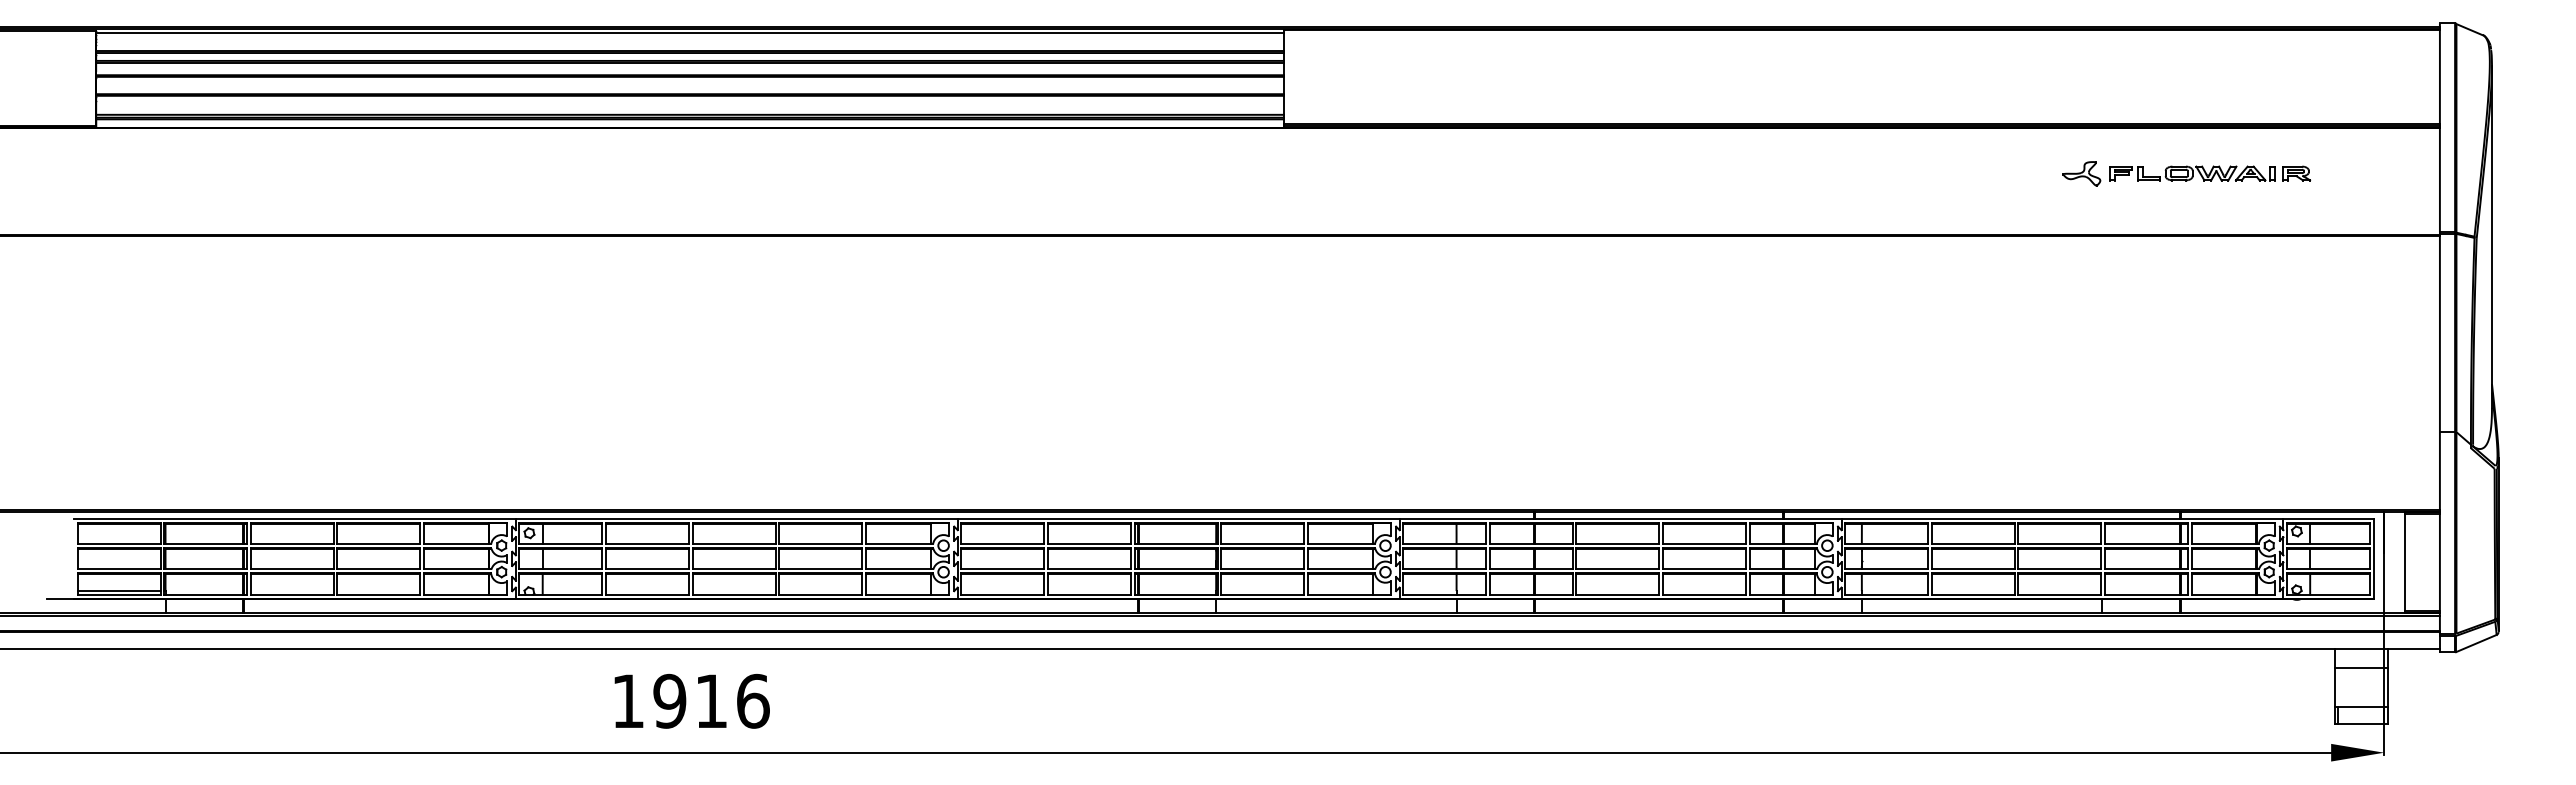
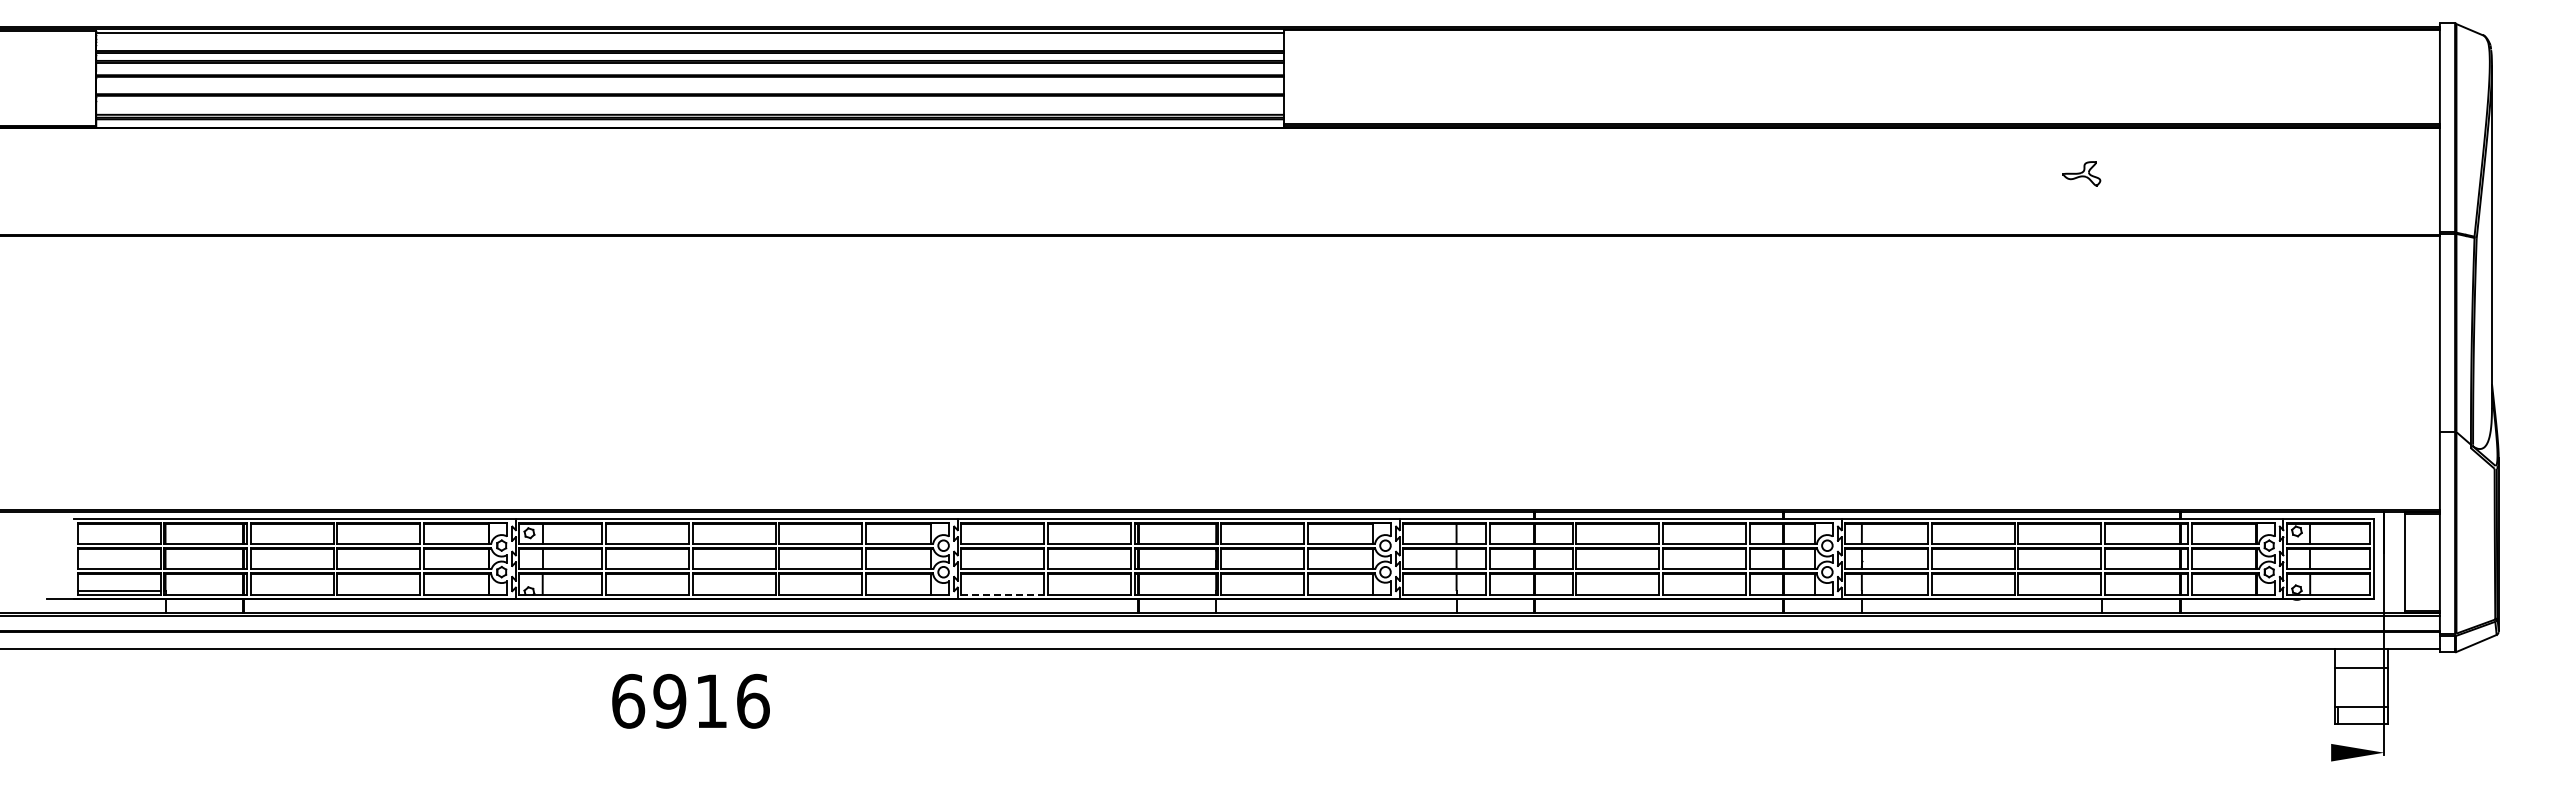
part: present -> none (2210, 173)
line: solid -> dashed (1002, 594)
text: 1916 -> 6916 (628, 700)
line: present -> none (1166, 752)
